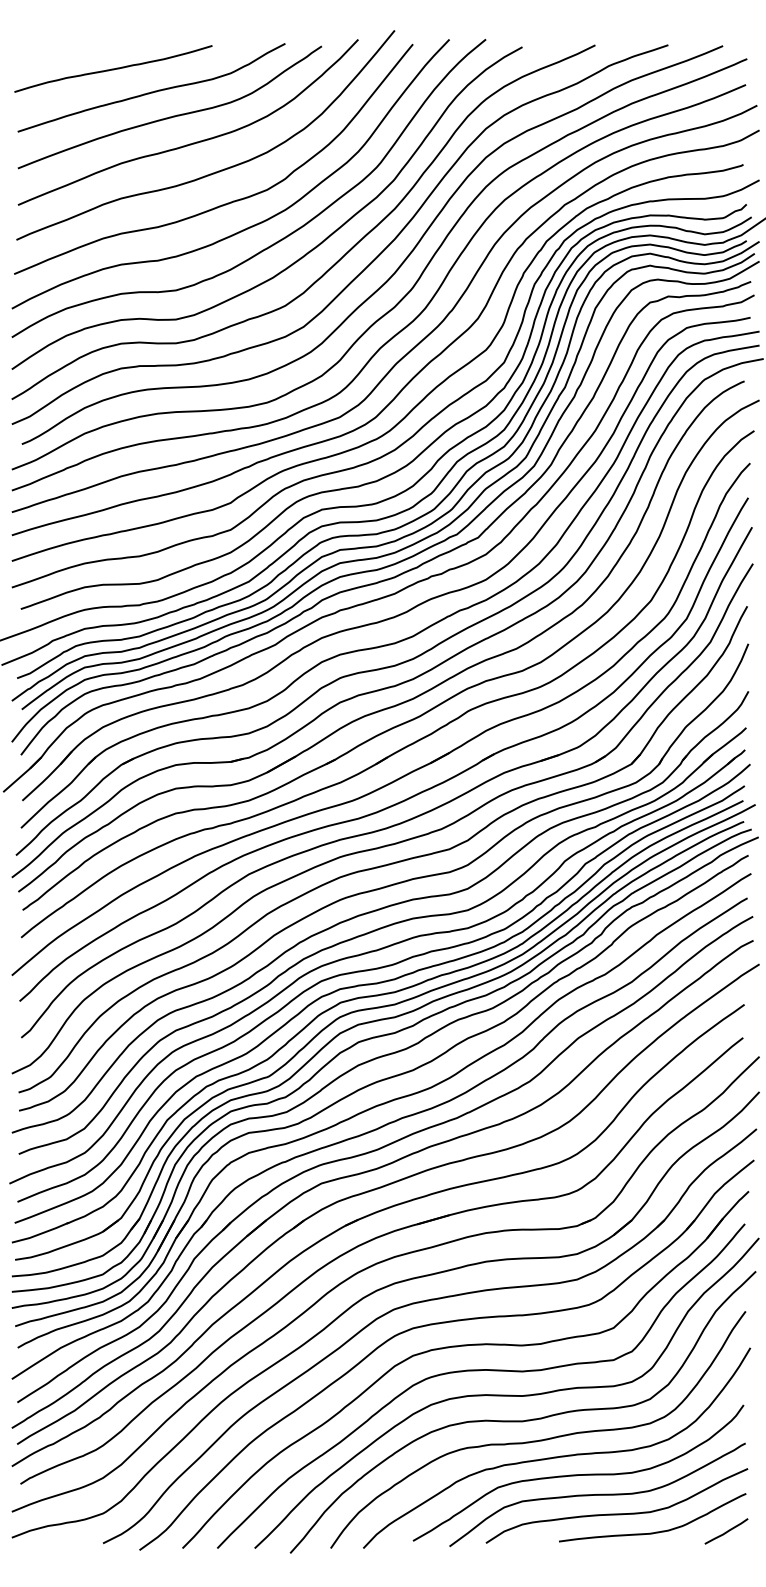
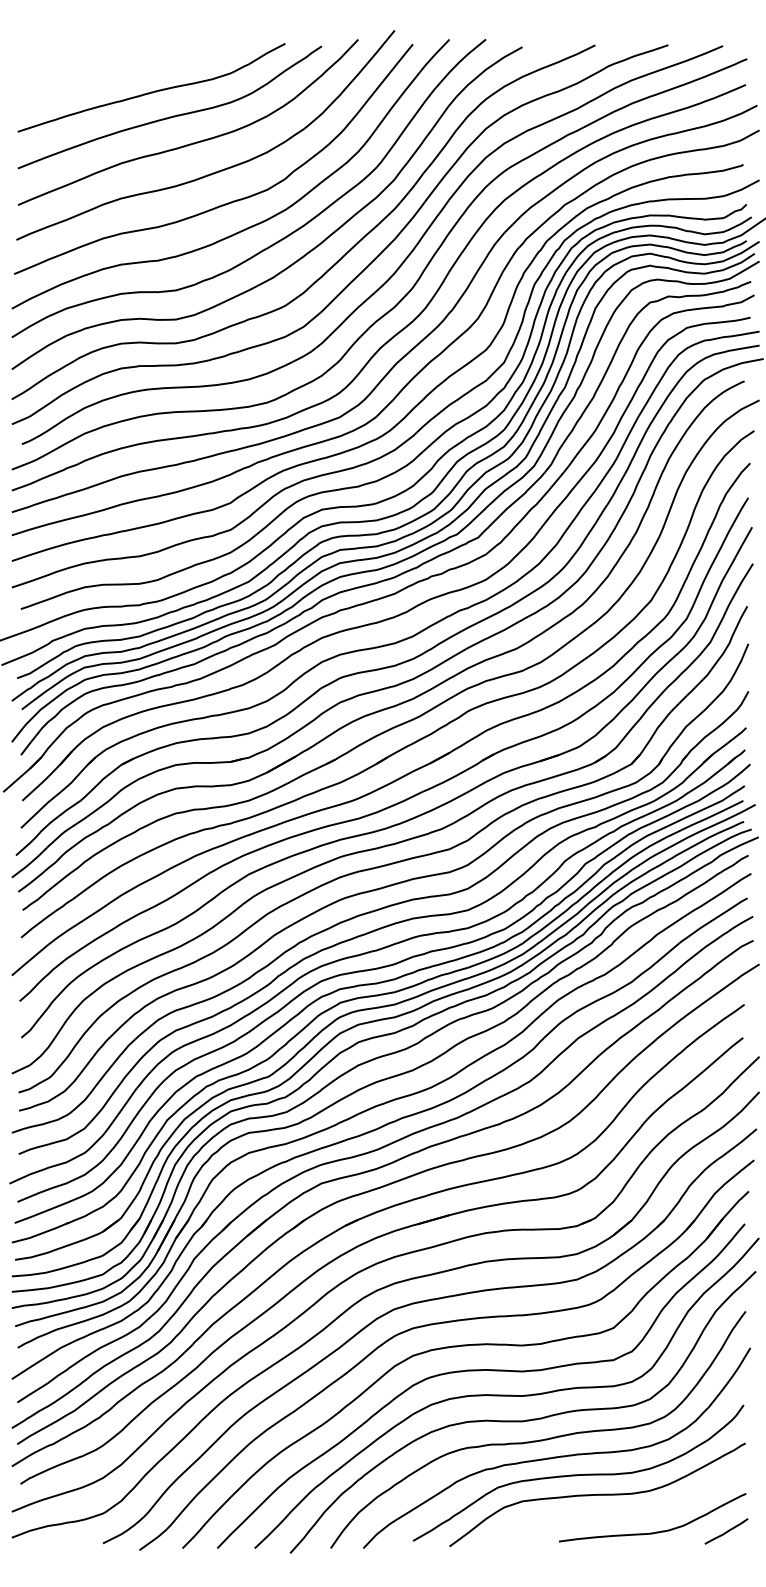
curve: present -> none (113, 68)
curve: present -> none (616, 1513)
